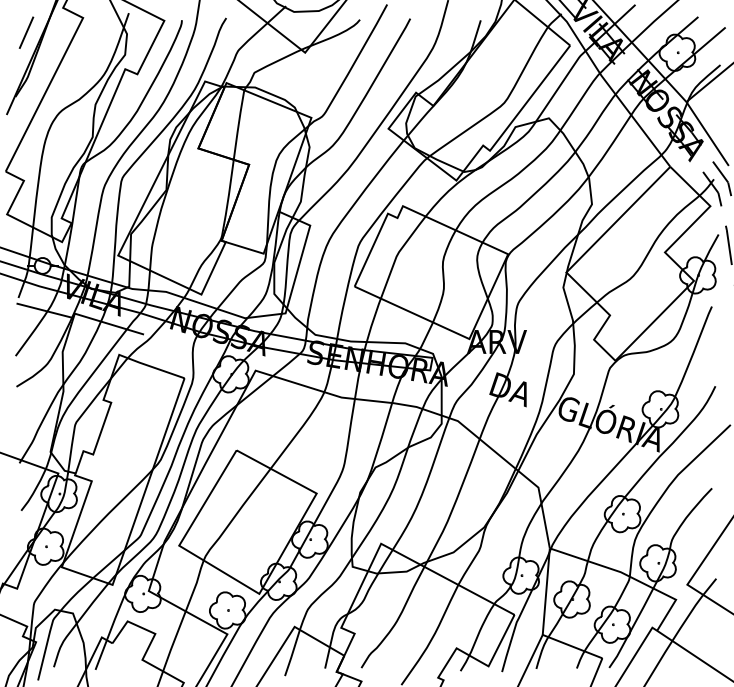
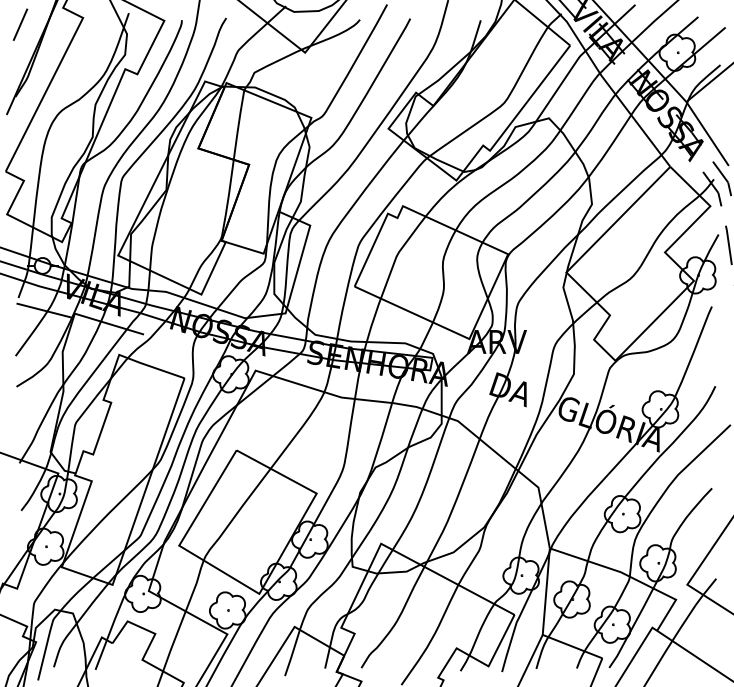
line position: (26, 32) -> (20, 24) (20, 24)
